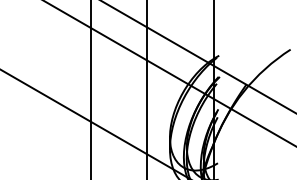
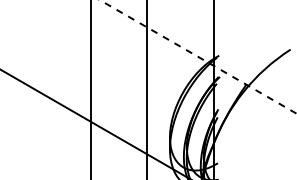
line: solid -> dashed (198, 56)
line: present -> none (169, 73)
